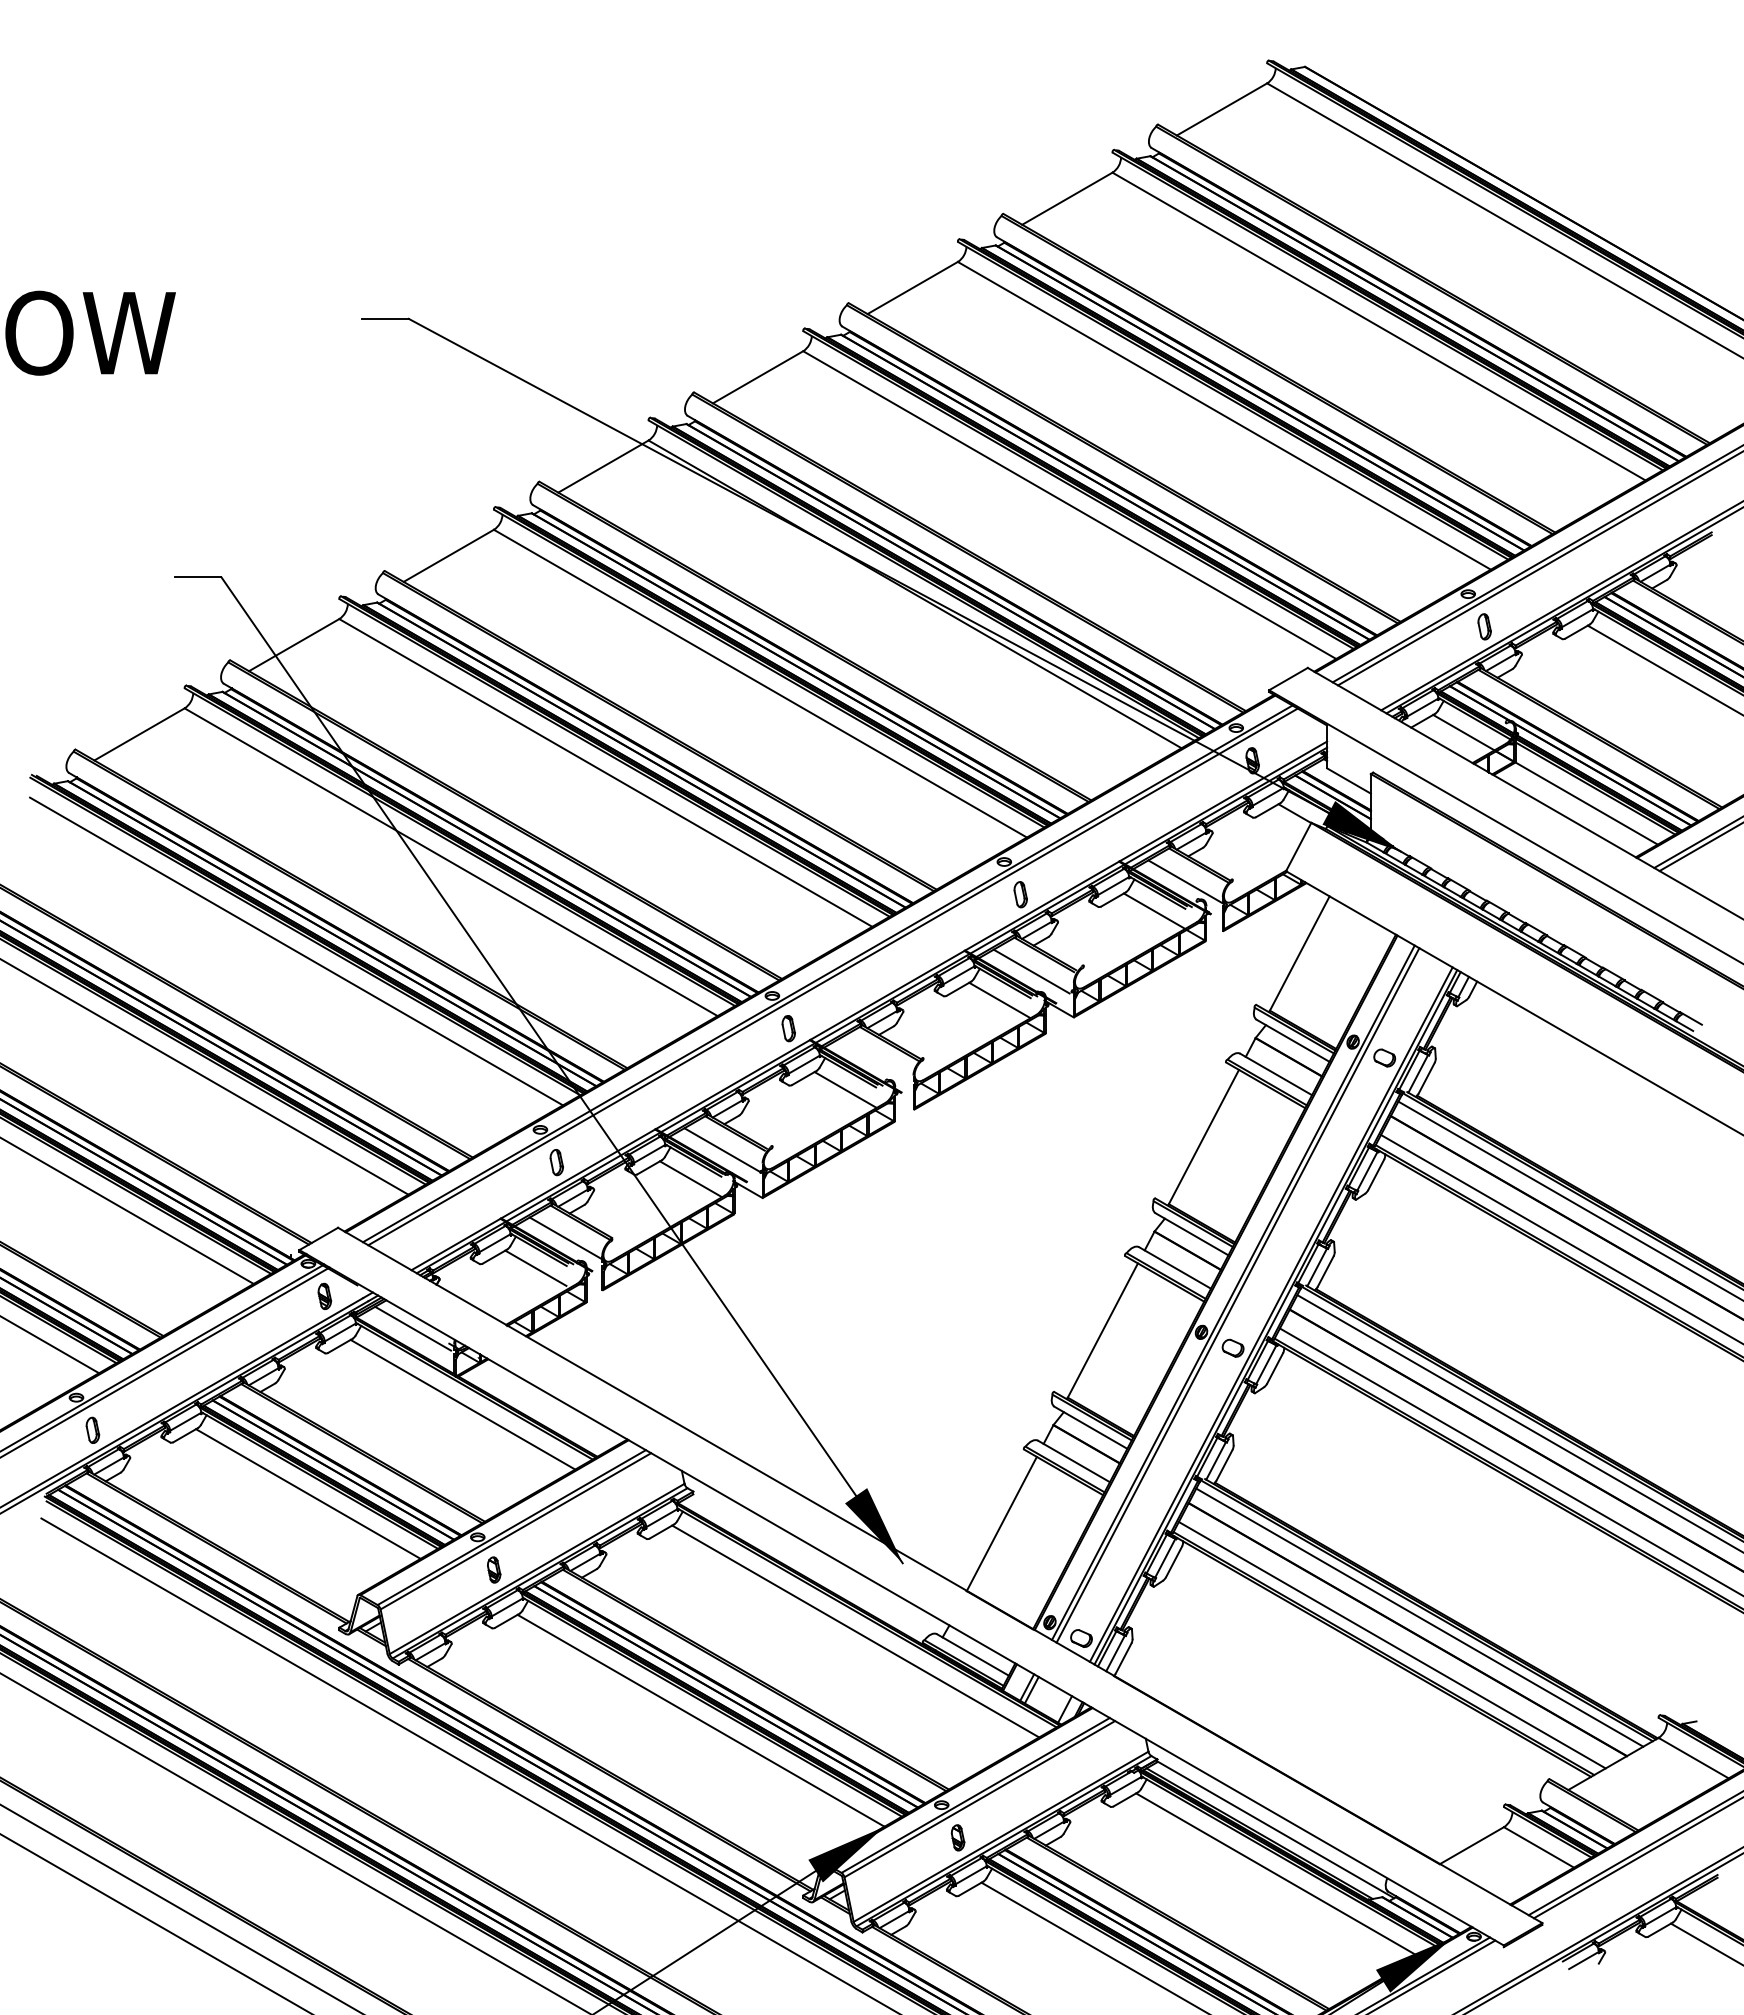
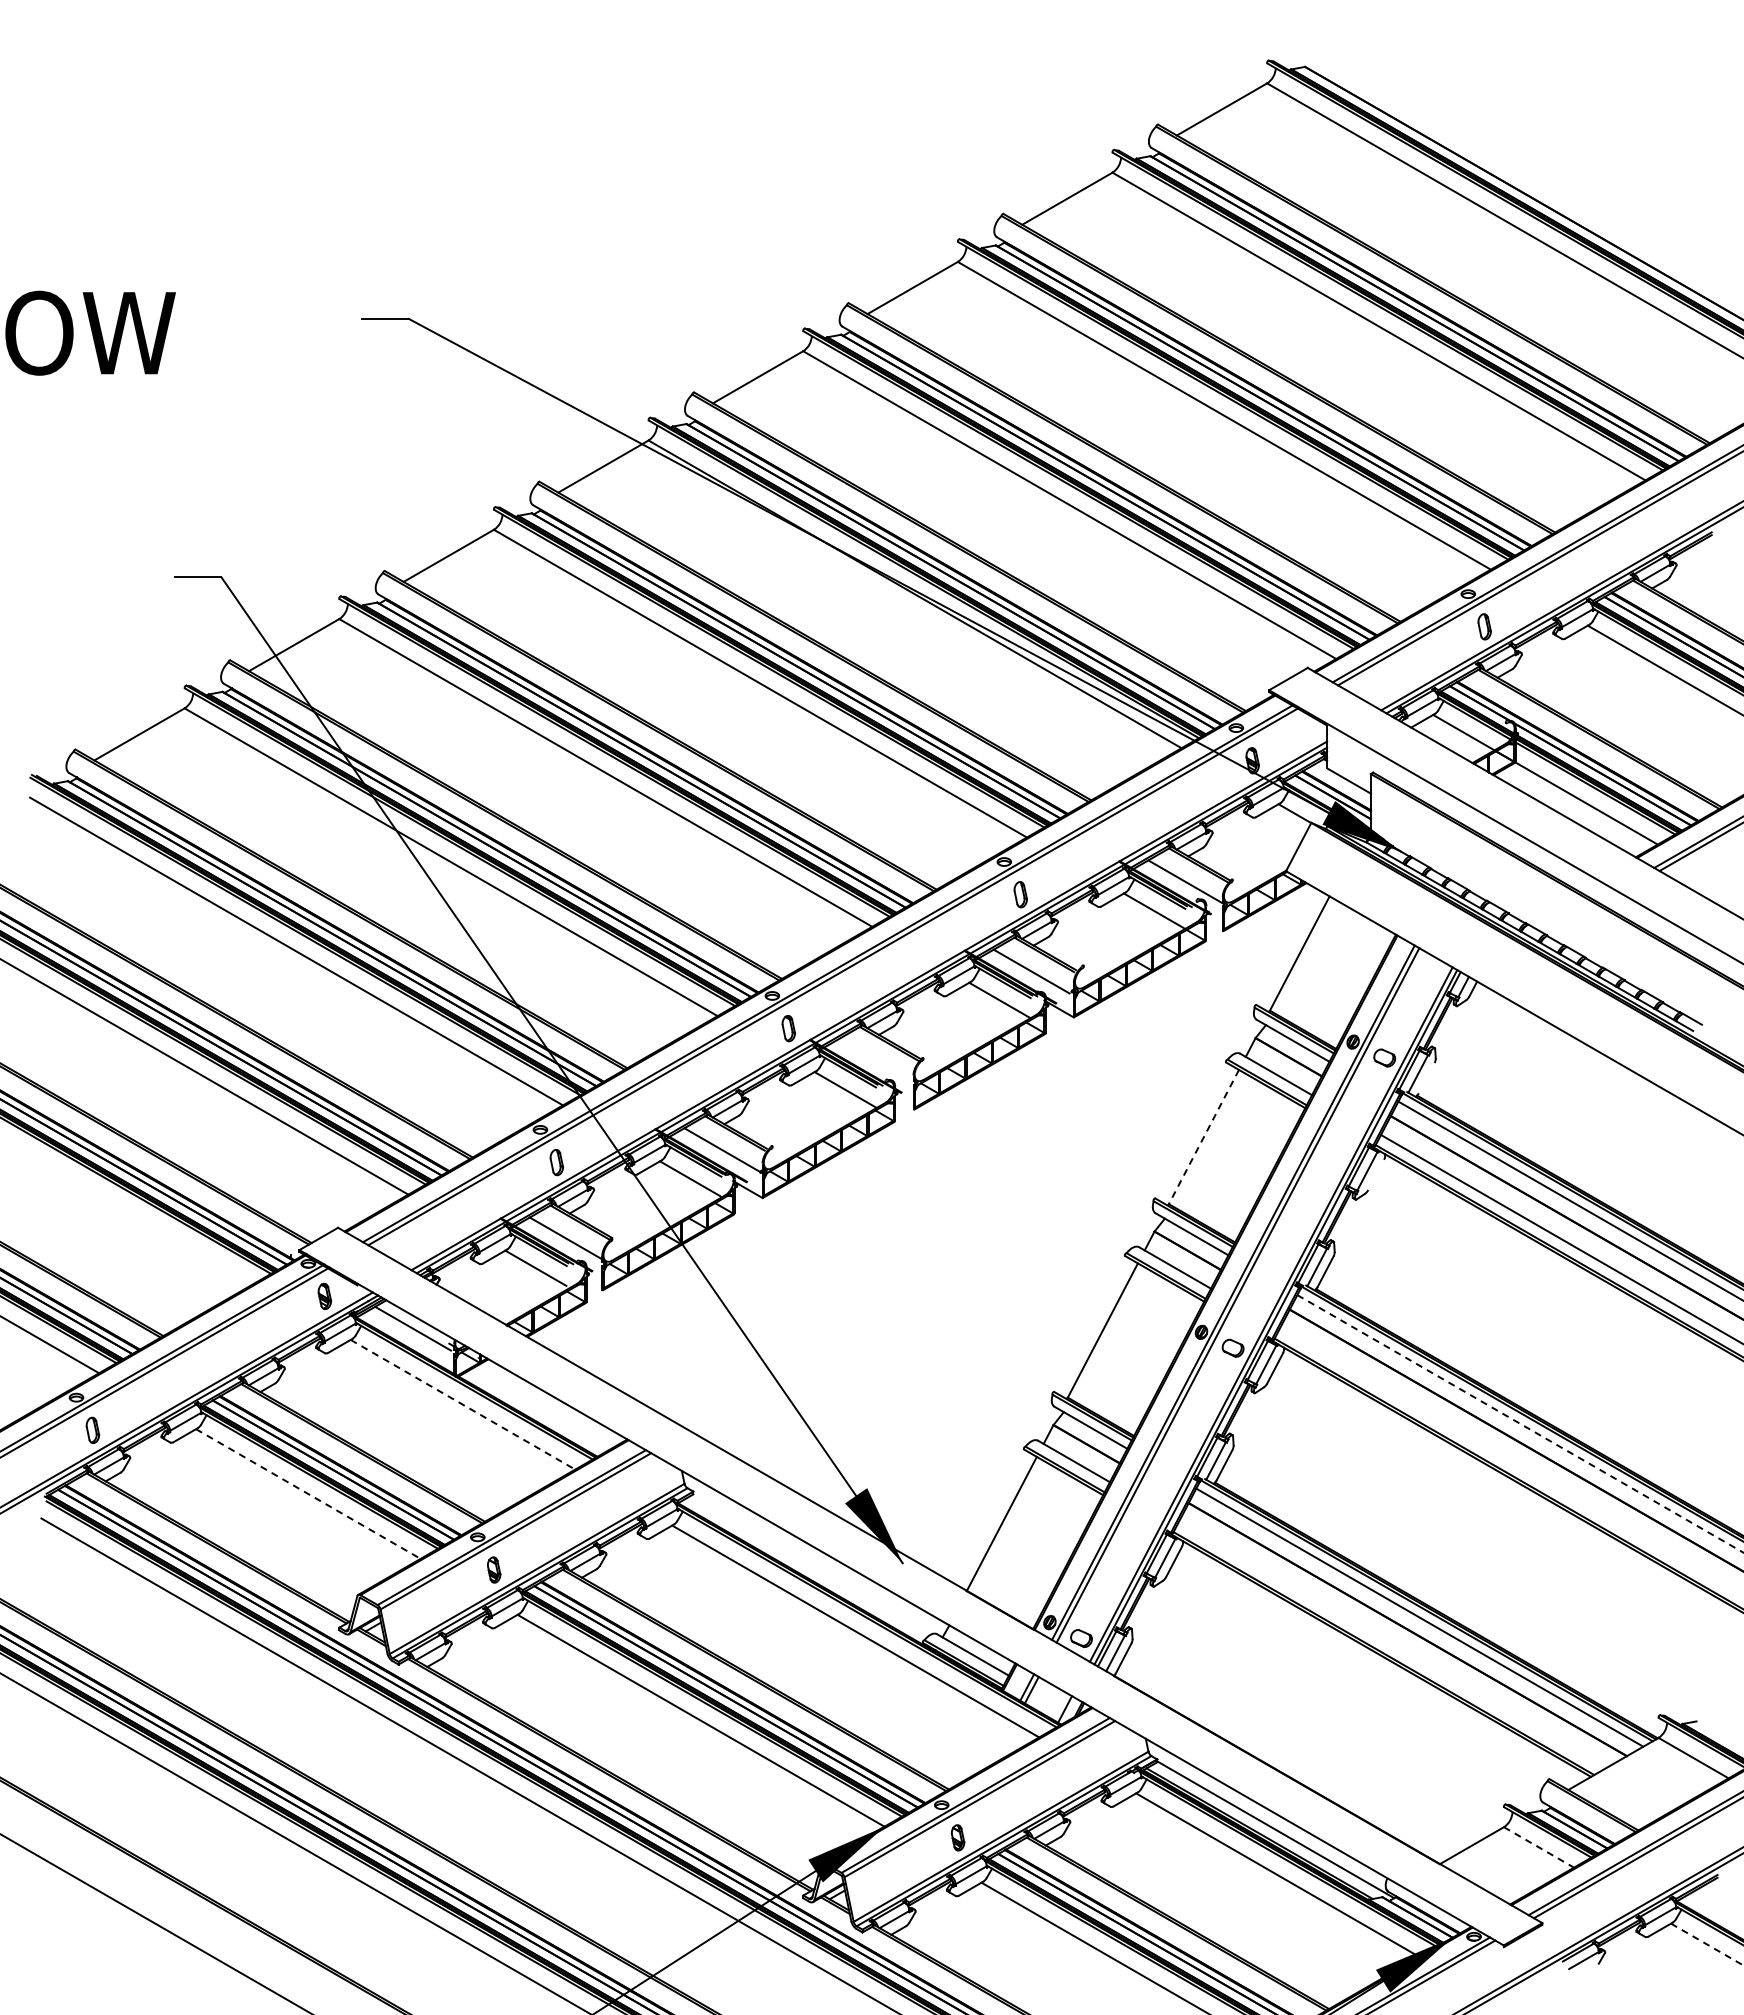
line: present -> none (1426, 1078)
line: solid -> dashed (1203, 1137)
line: present -> none (1376, 1174)
line: present -> none (127, 1210)
line: solid -> dashed (462, 1404)
line: solid -> dashed (1520, 1423)
line: present -> none (1509, 1461)
line: solid -> dashed (308, 1494)
line: present -> none (1391, 1644)
line: solid -> dashed (1539, 1847)
line: present -> none (180, 1908)
line: solid -> dashed (1707, 1944)
